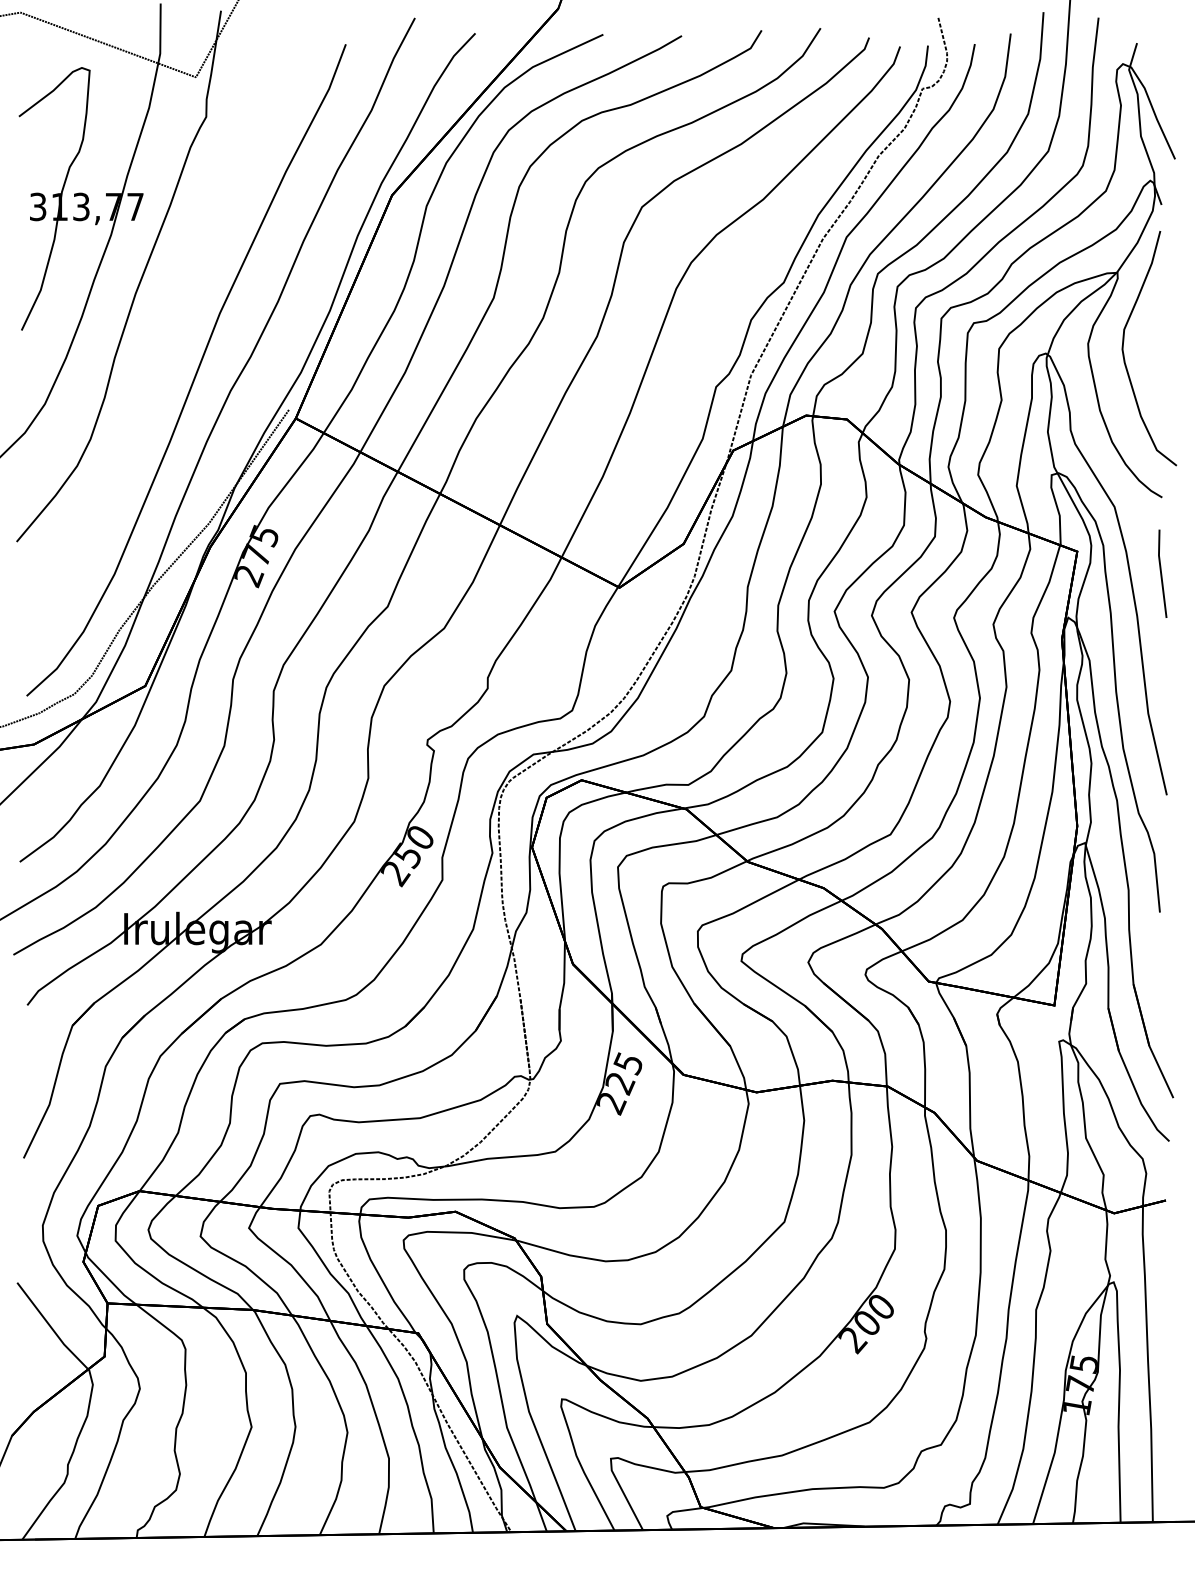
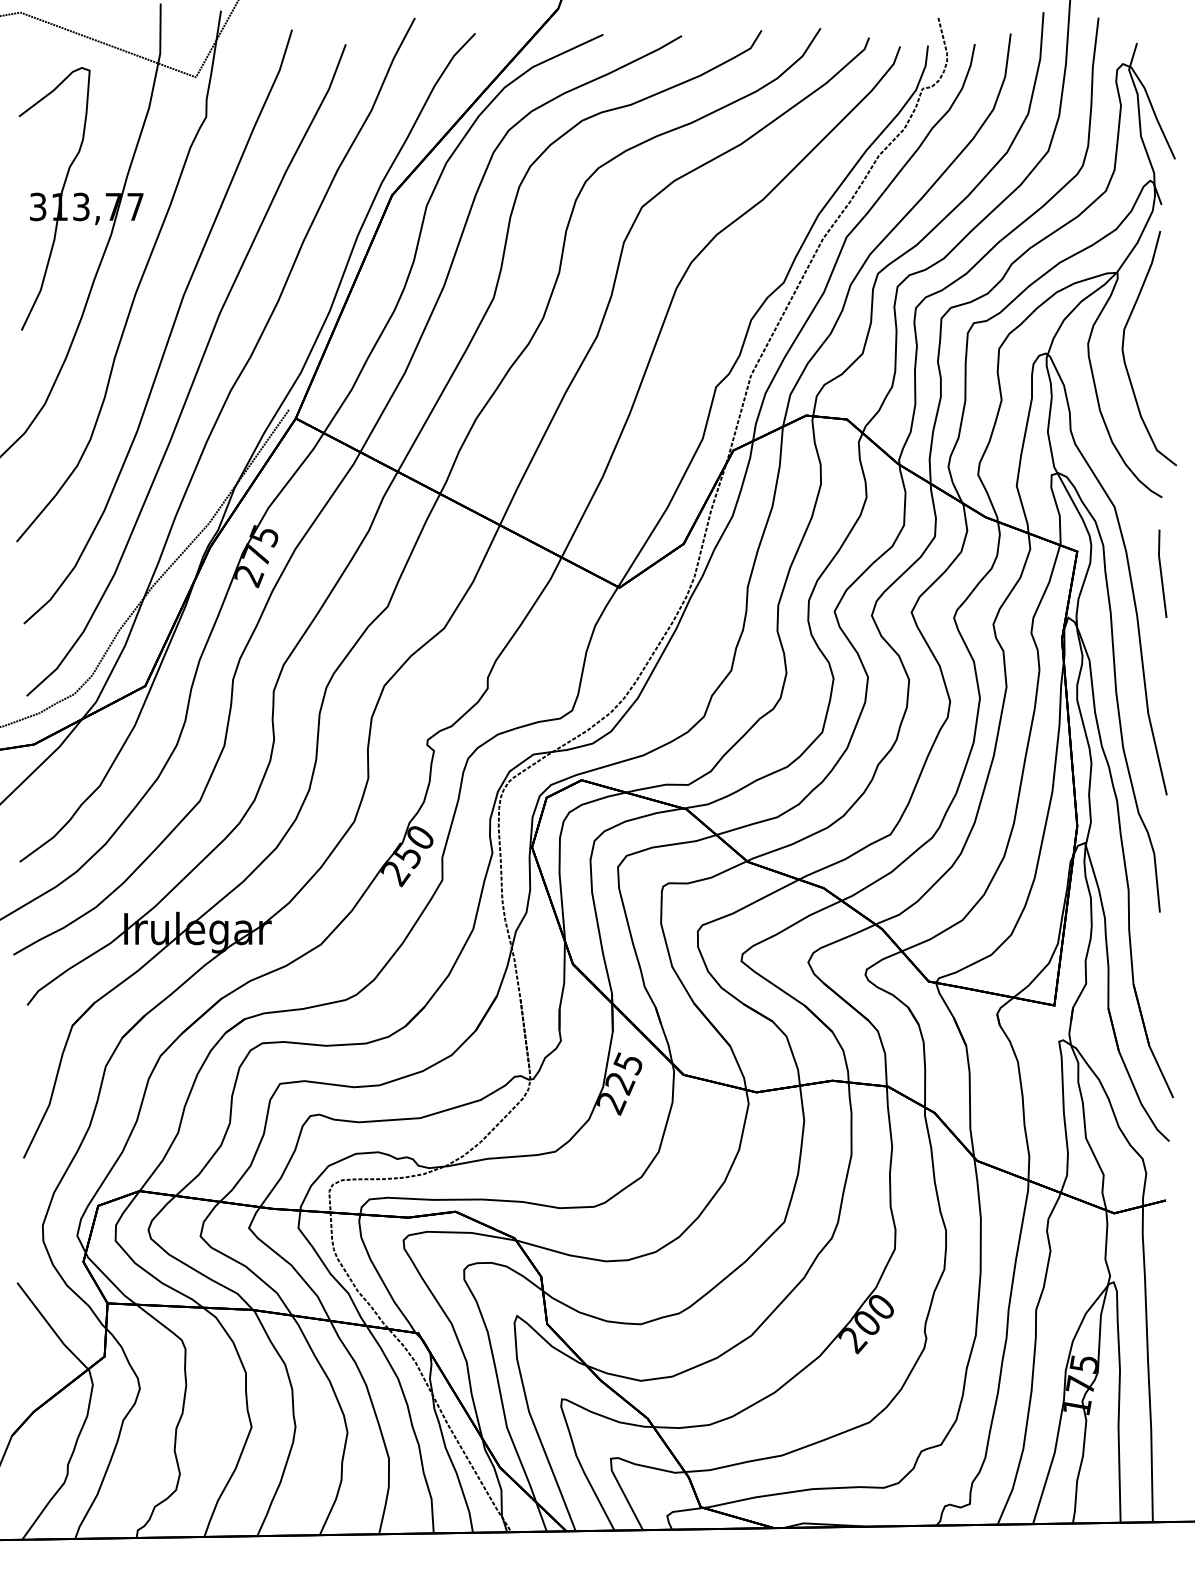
part: none -> present (170, 330)
